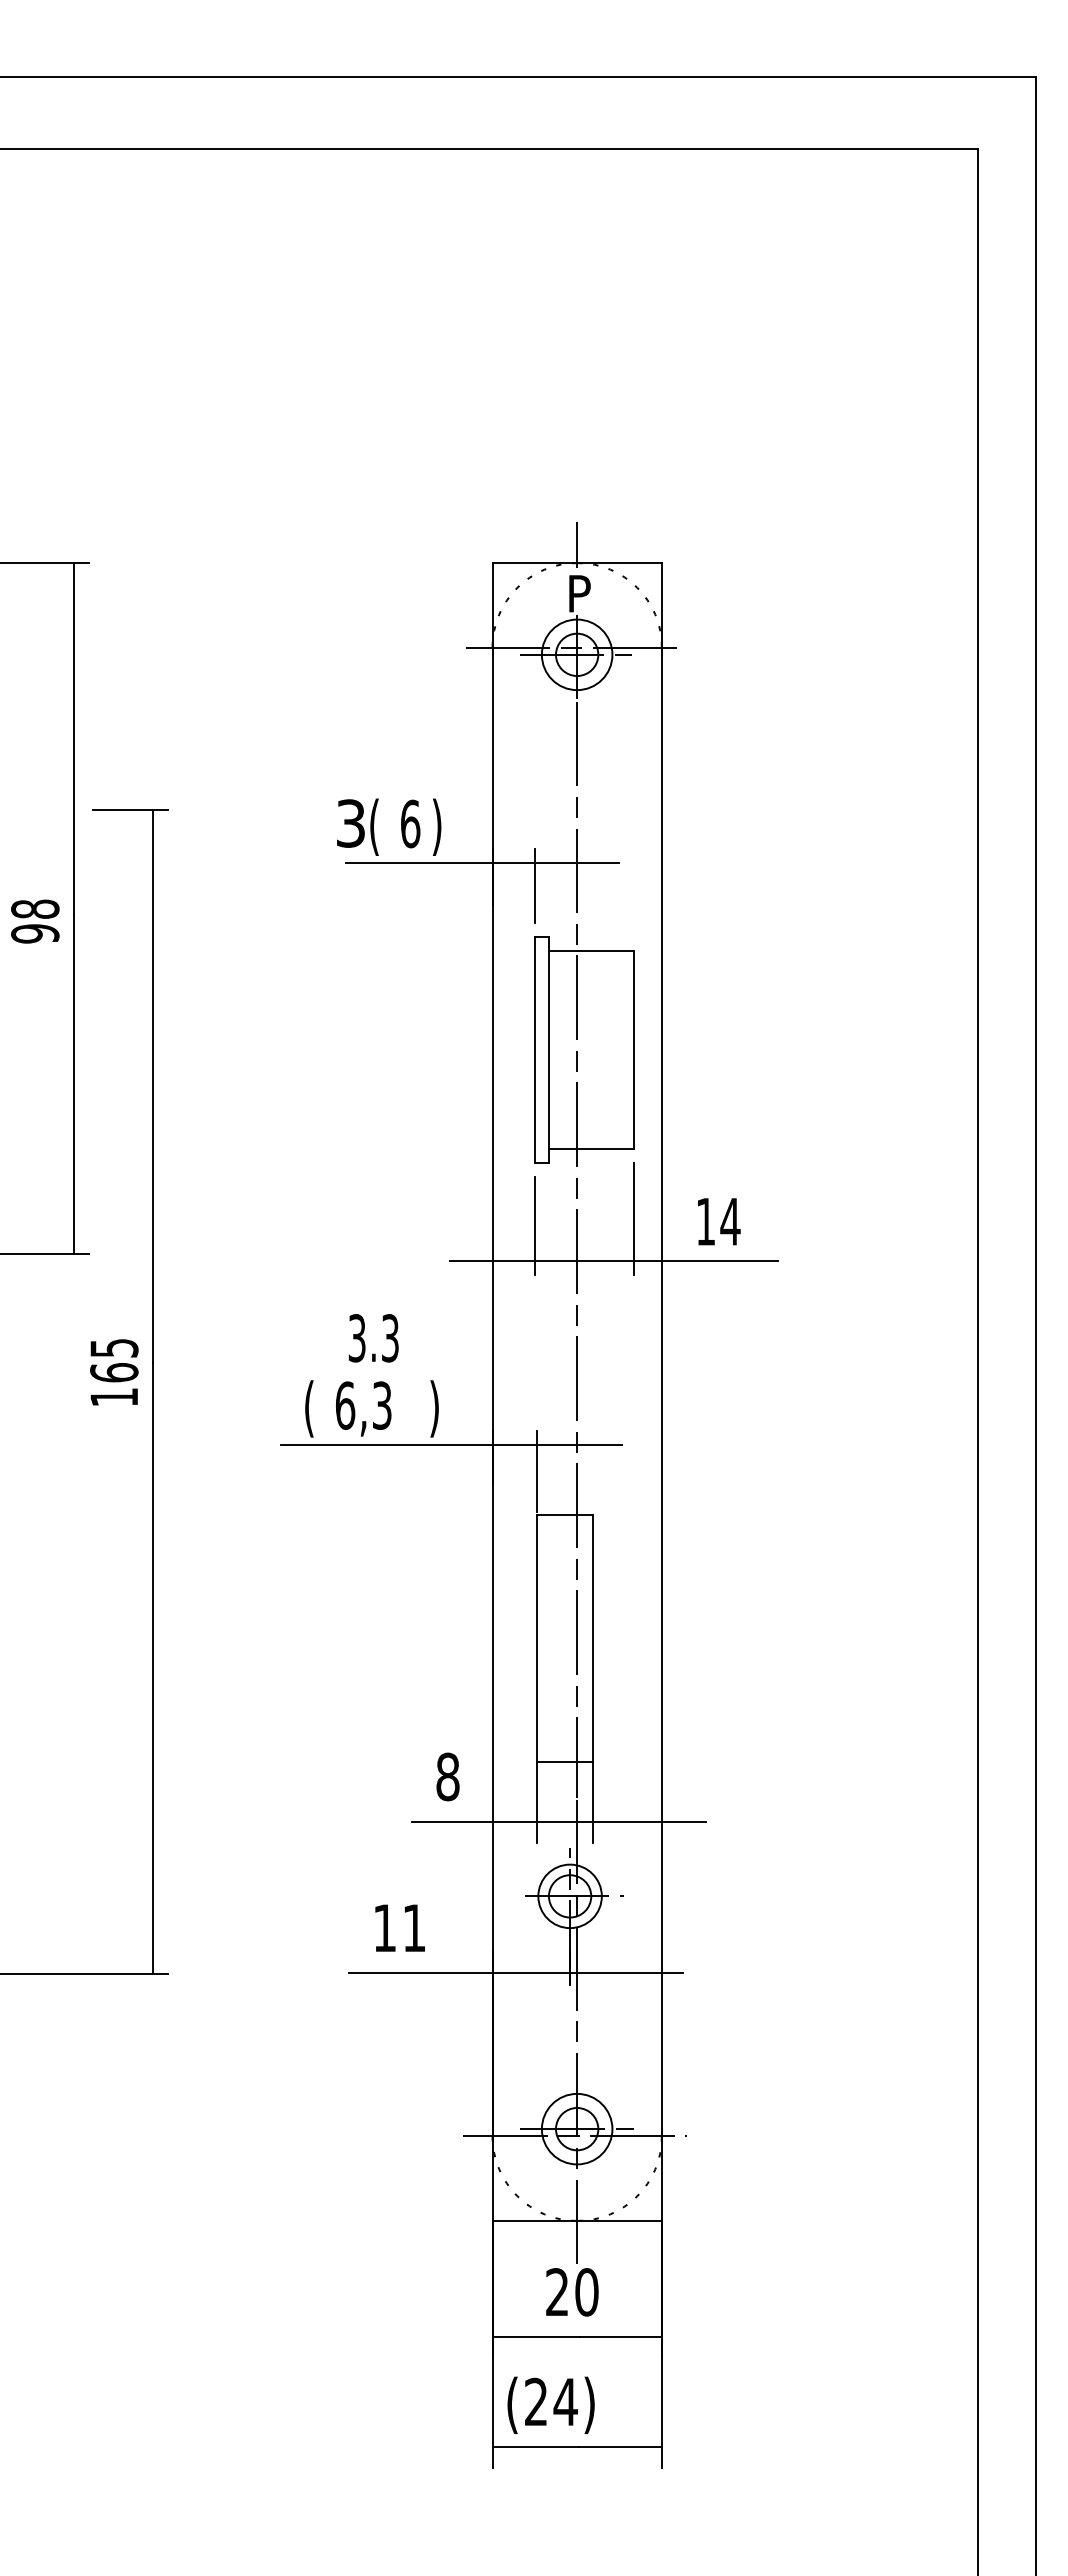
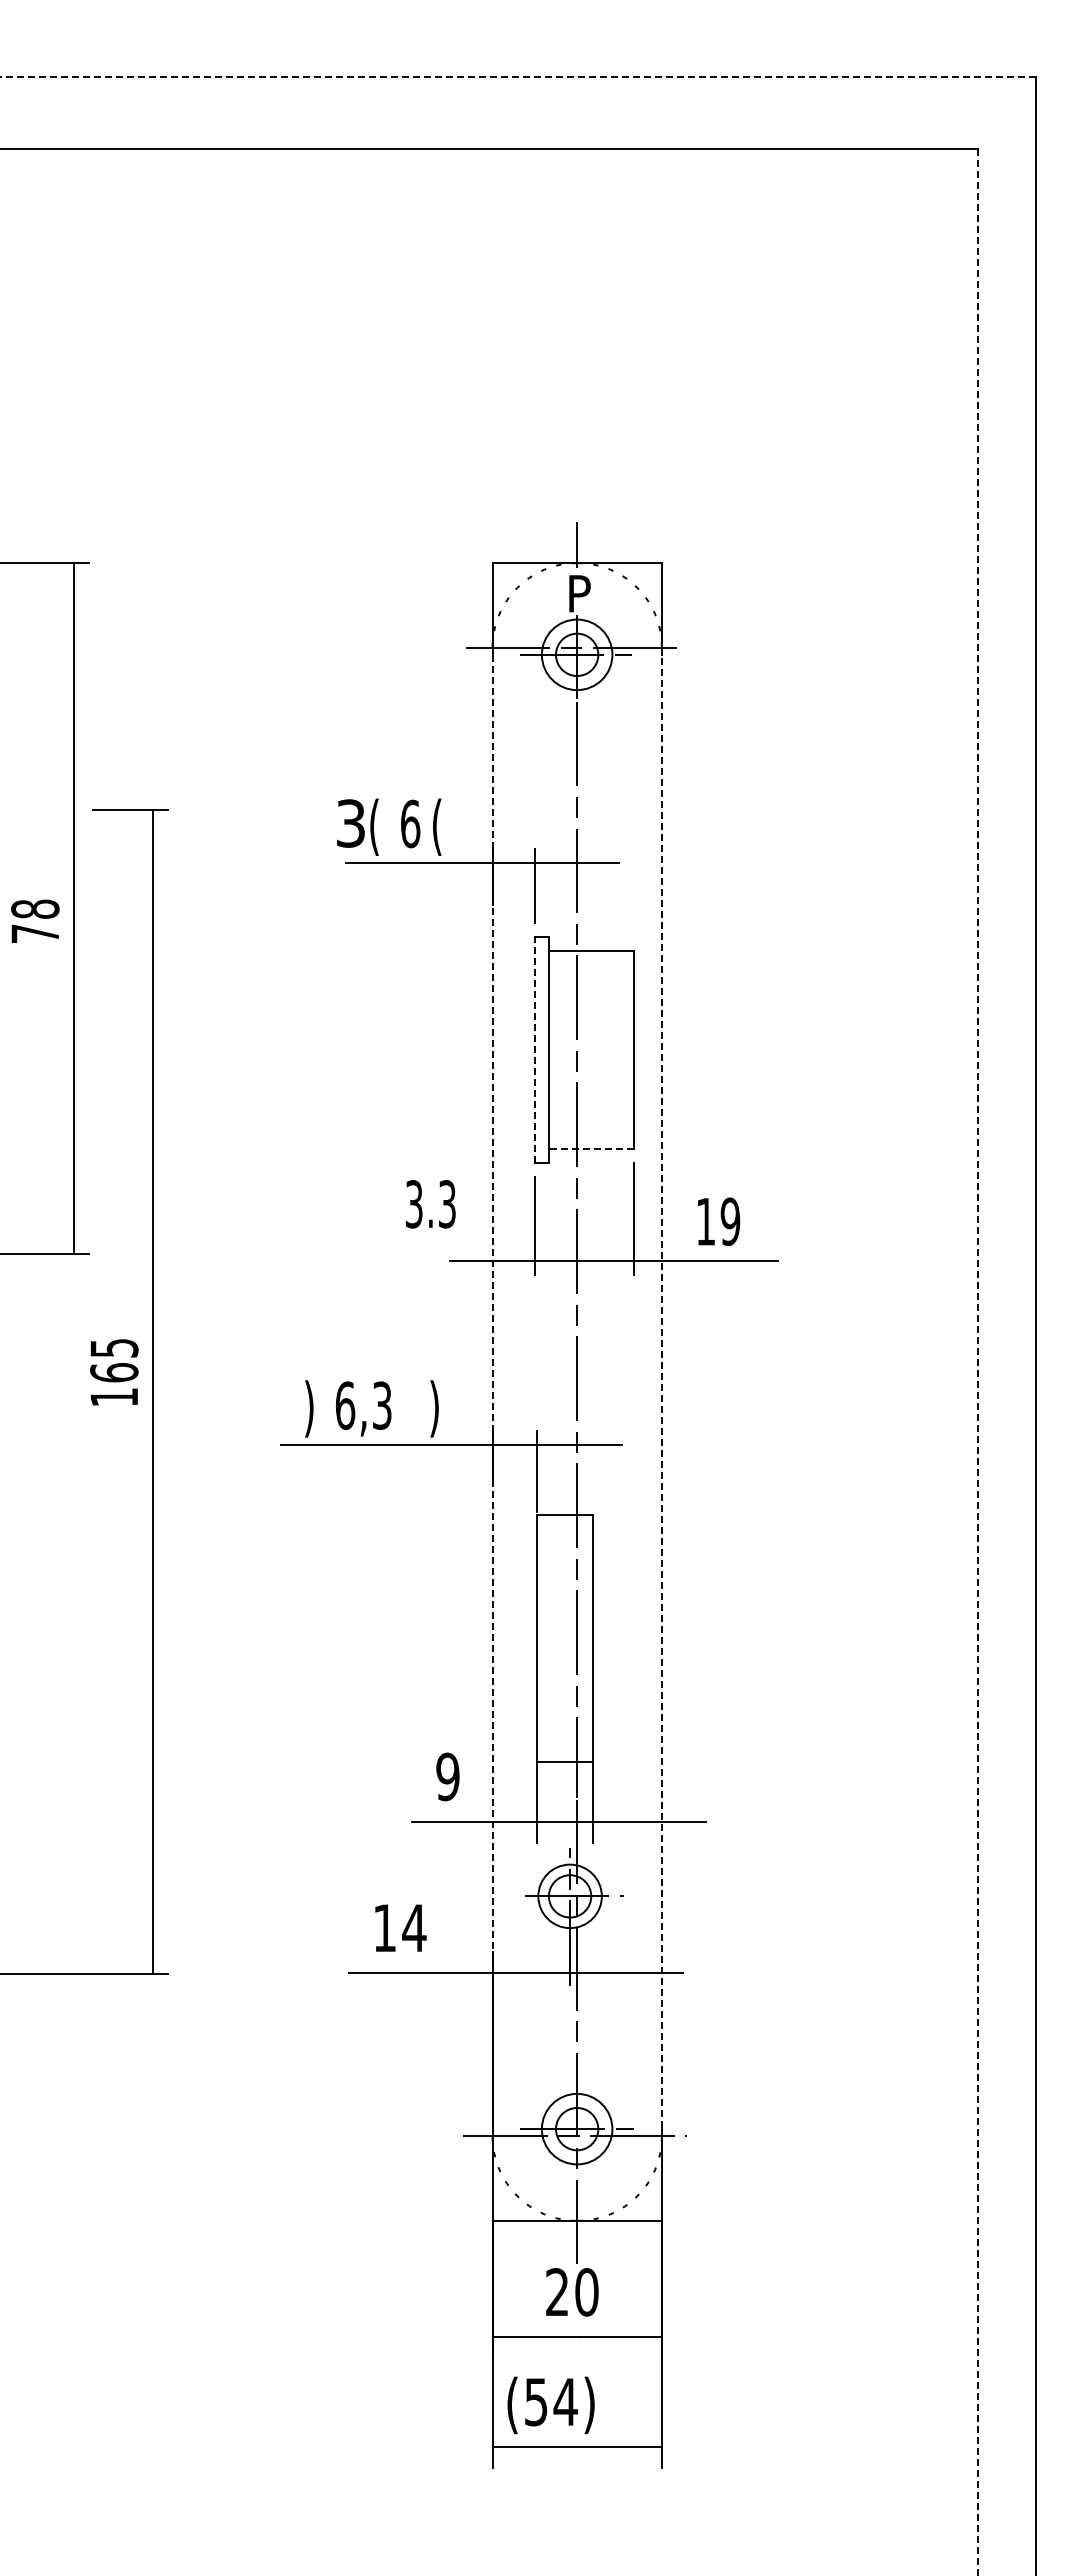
line: solid -> dashed (518, 77)
text: ) -> ( (436, 826)
text: 98 -> 78 (35, 933)
line: solid -> dashed (534, 1049)
line: solid -> dashed (590, 1148)
text: 14 -> 19 (730, 1221)
text position: (373, 1338) -> (430, 1204) (430, 1204)
line: solid -> dashed (978, 1362)
line: solid -> dashed (492, 1391)
line: solid -> dashed (661, 1392)
text: ( -> ) (309, 1408)
text: 8 -> 9 (447, 1776)
text: 11 -> 14 (414, 1927)
text: (24) -> (54) (536, 2401)
